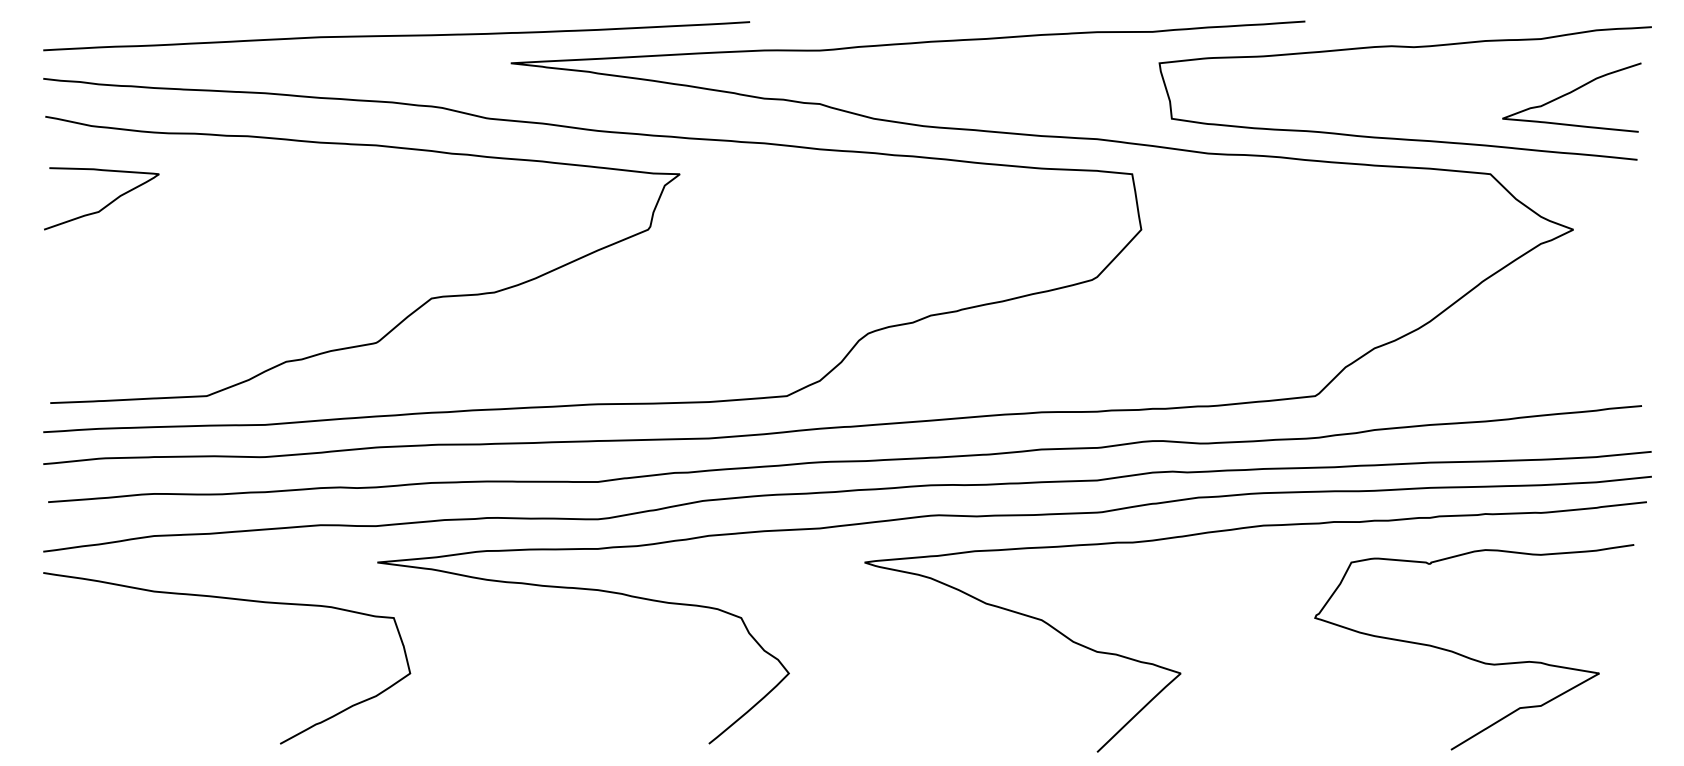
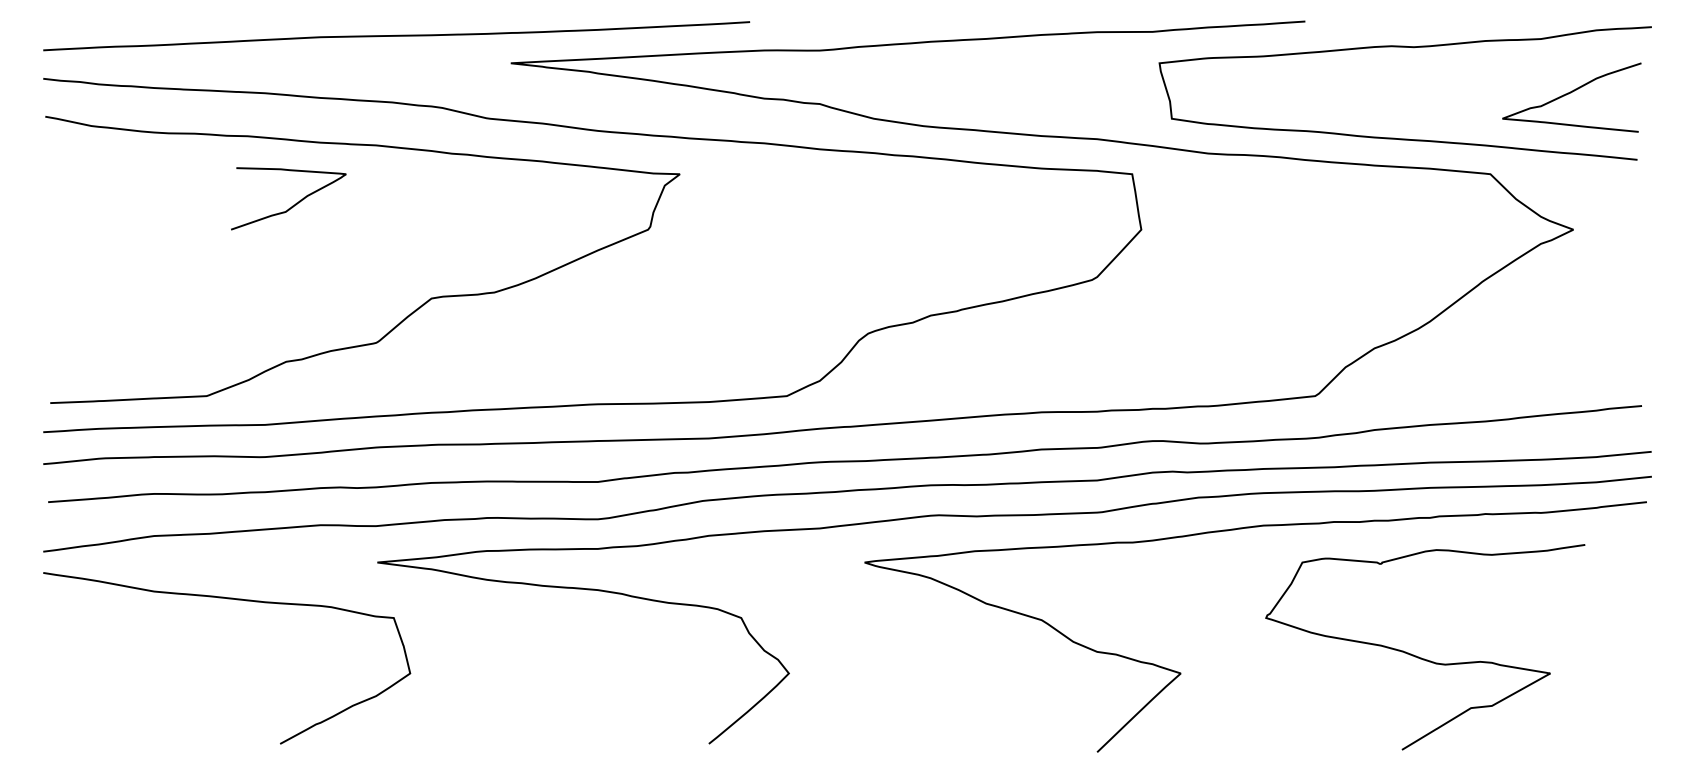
curve position: (105, 205) -> (292, 205) (292, 205)
curve position: (1470, 657) -> (1421, 657) (1421, 657)
